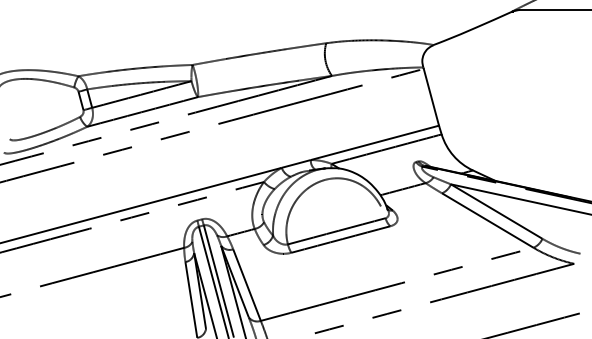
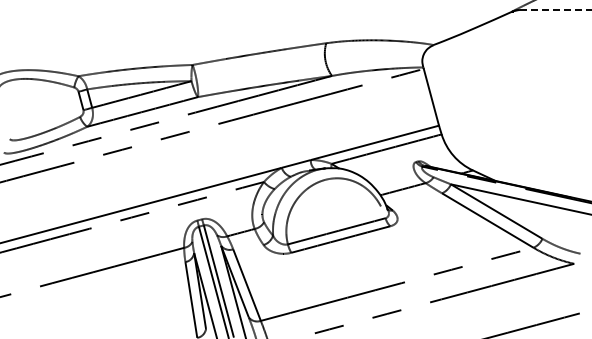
line: solid -> dashed (555, 10)
